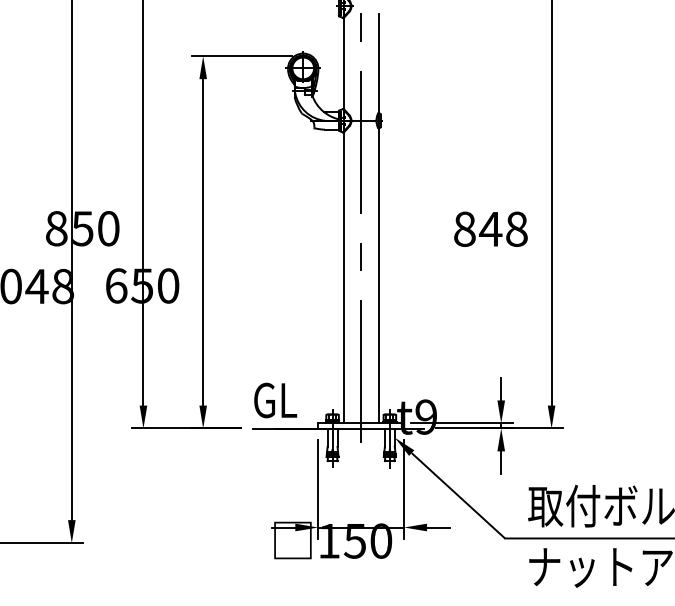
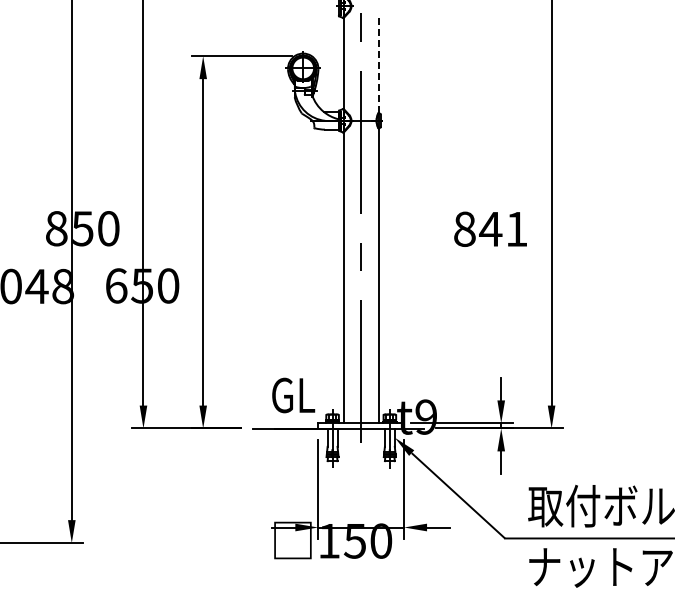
line: solid -> dashed (378, 63)
text: 848 -> 841 (516, 228)
text position: (275, 400) -> (293, 395) (293, 395)
